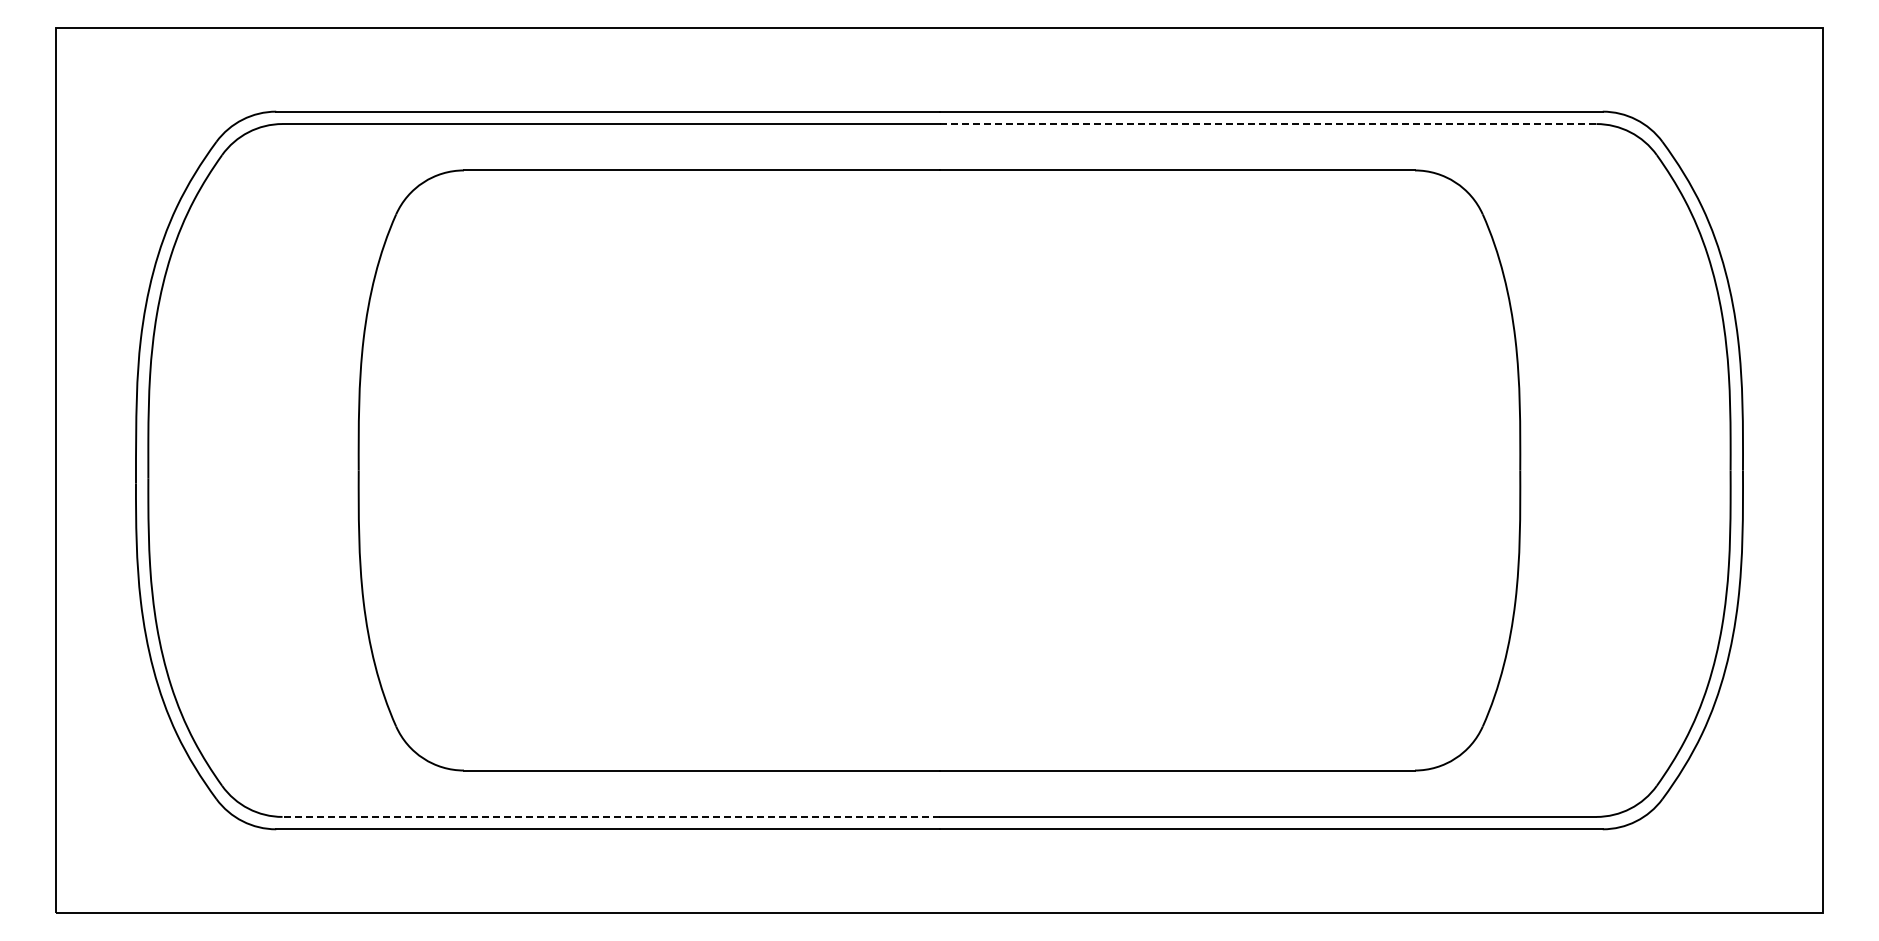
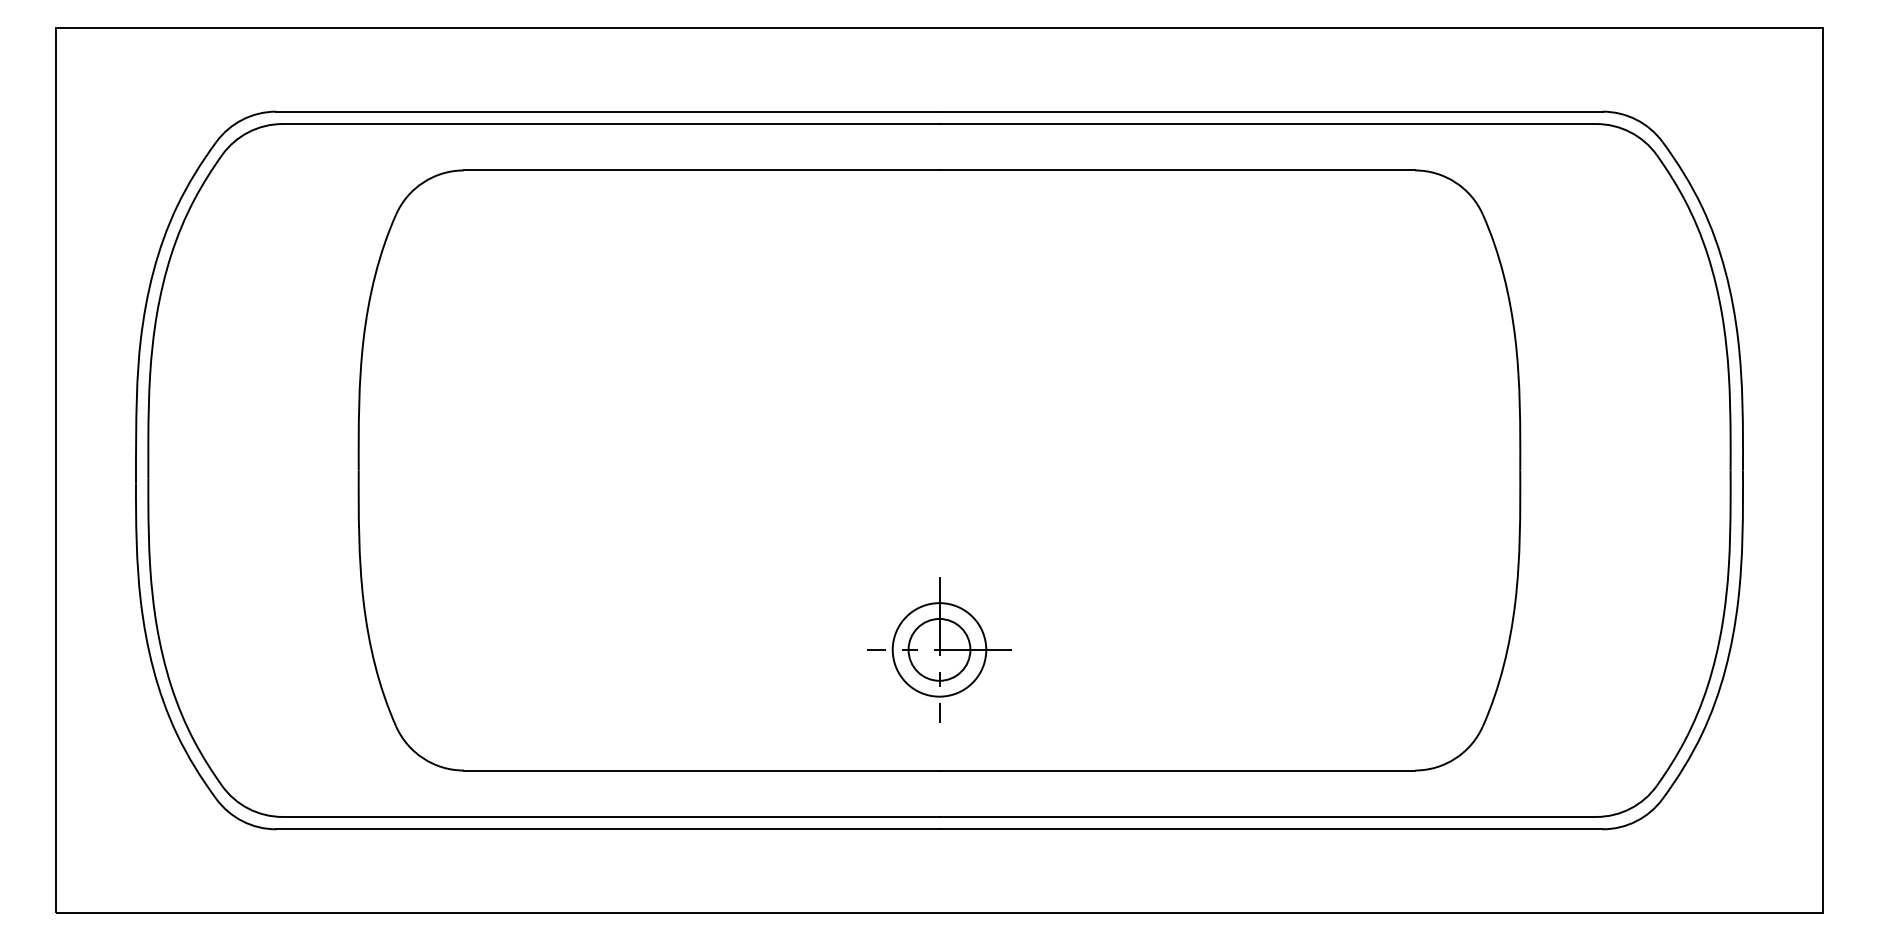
line: dashed -> solid (1268, 124)
part: none -> present (939, 649)
line: dashed -> solid (610, 816)
